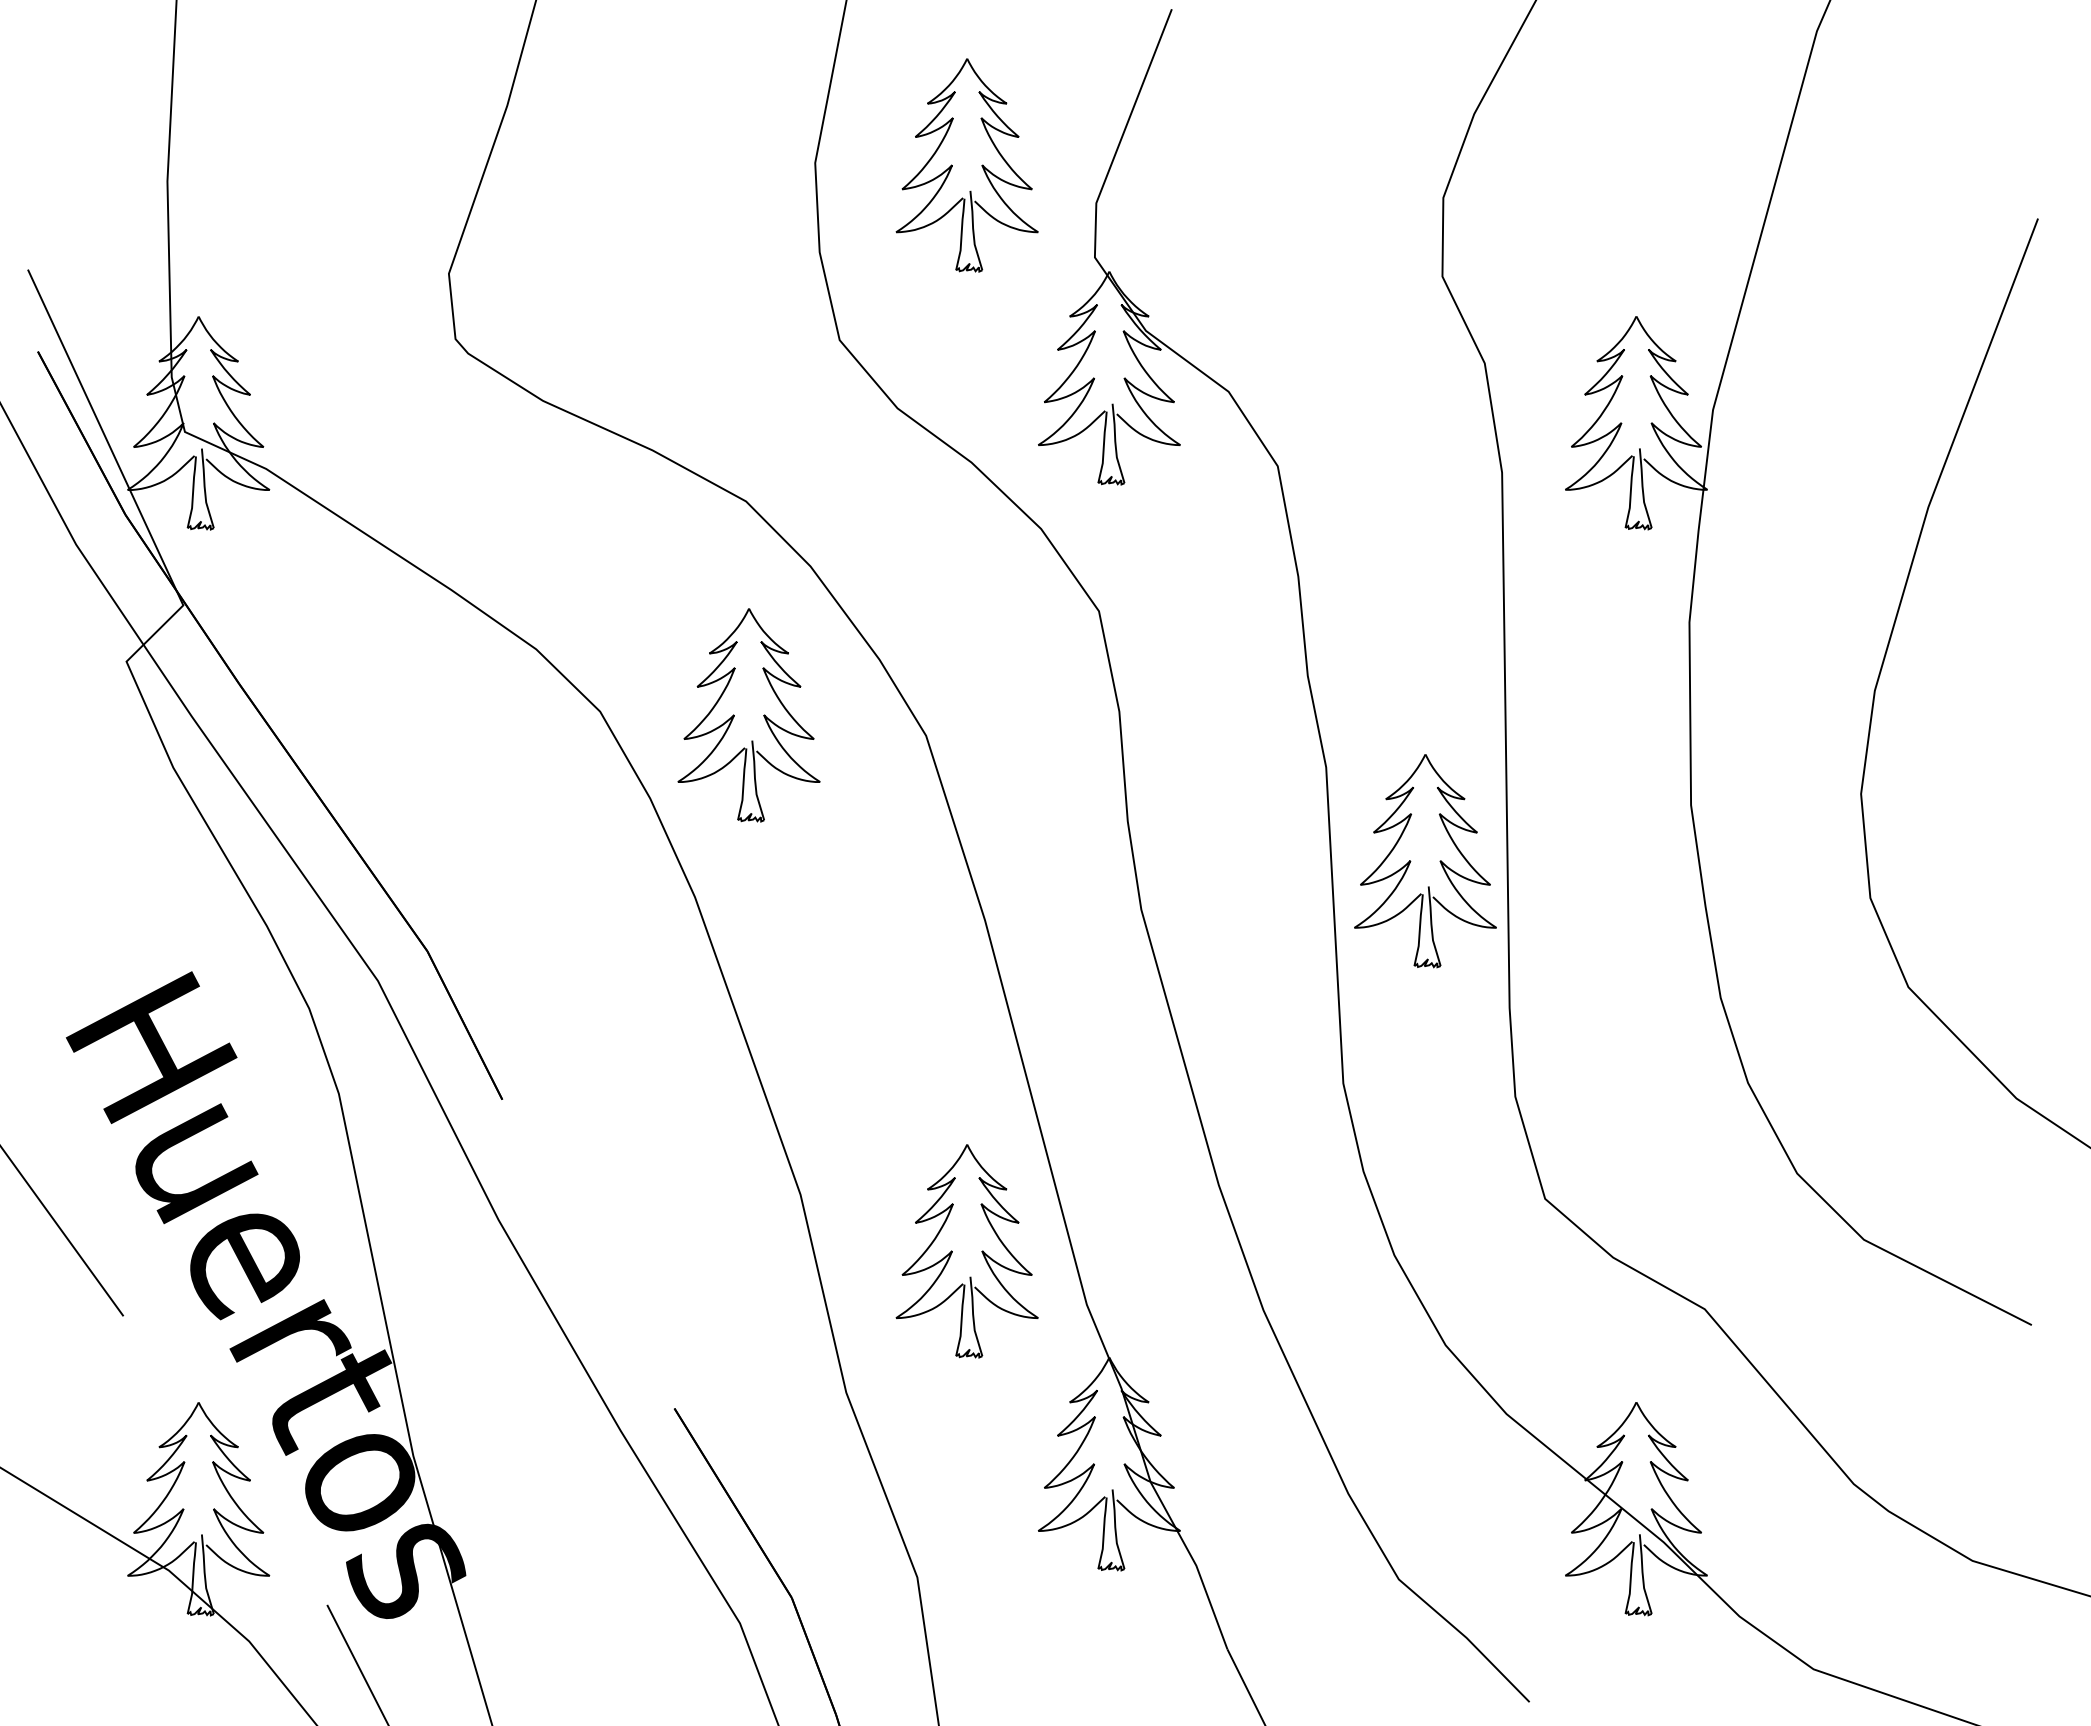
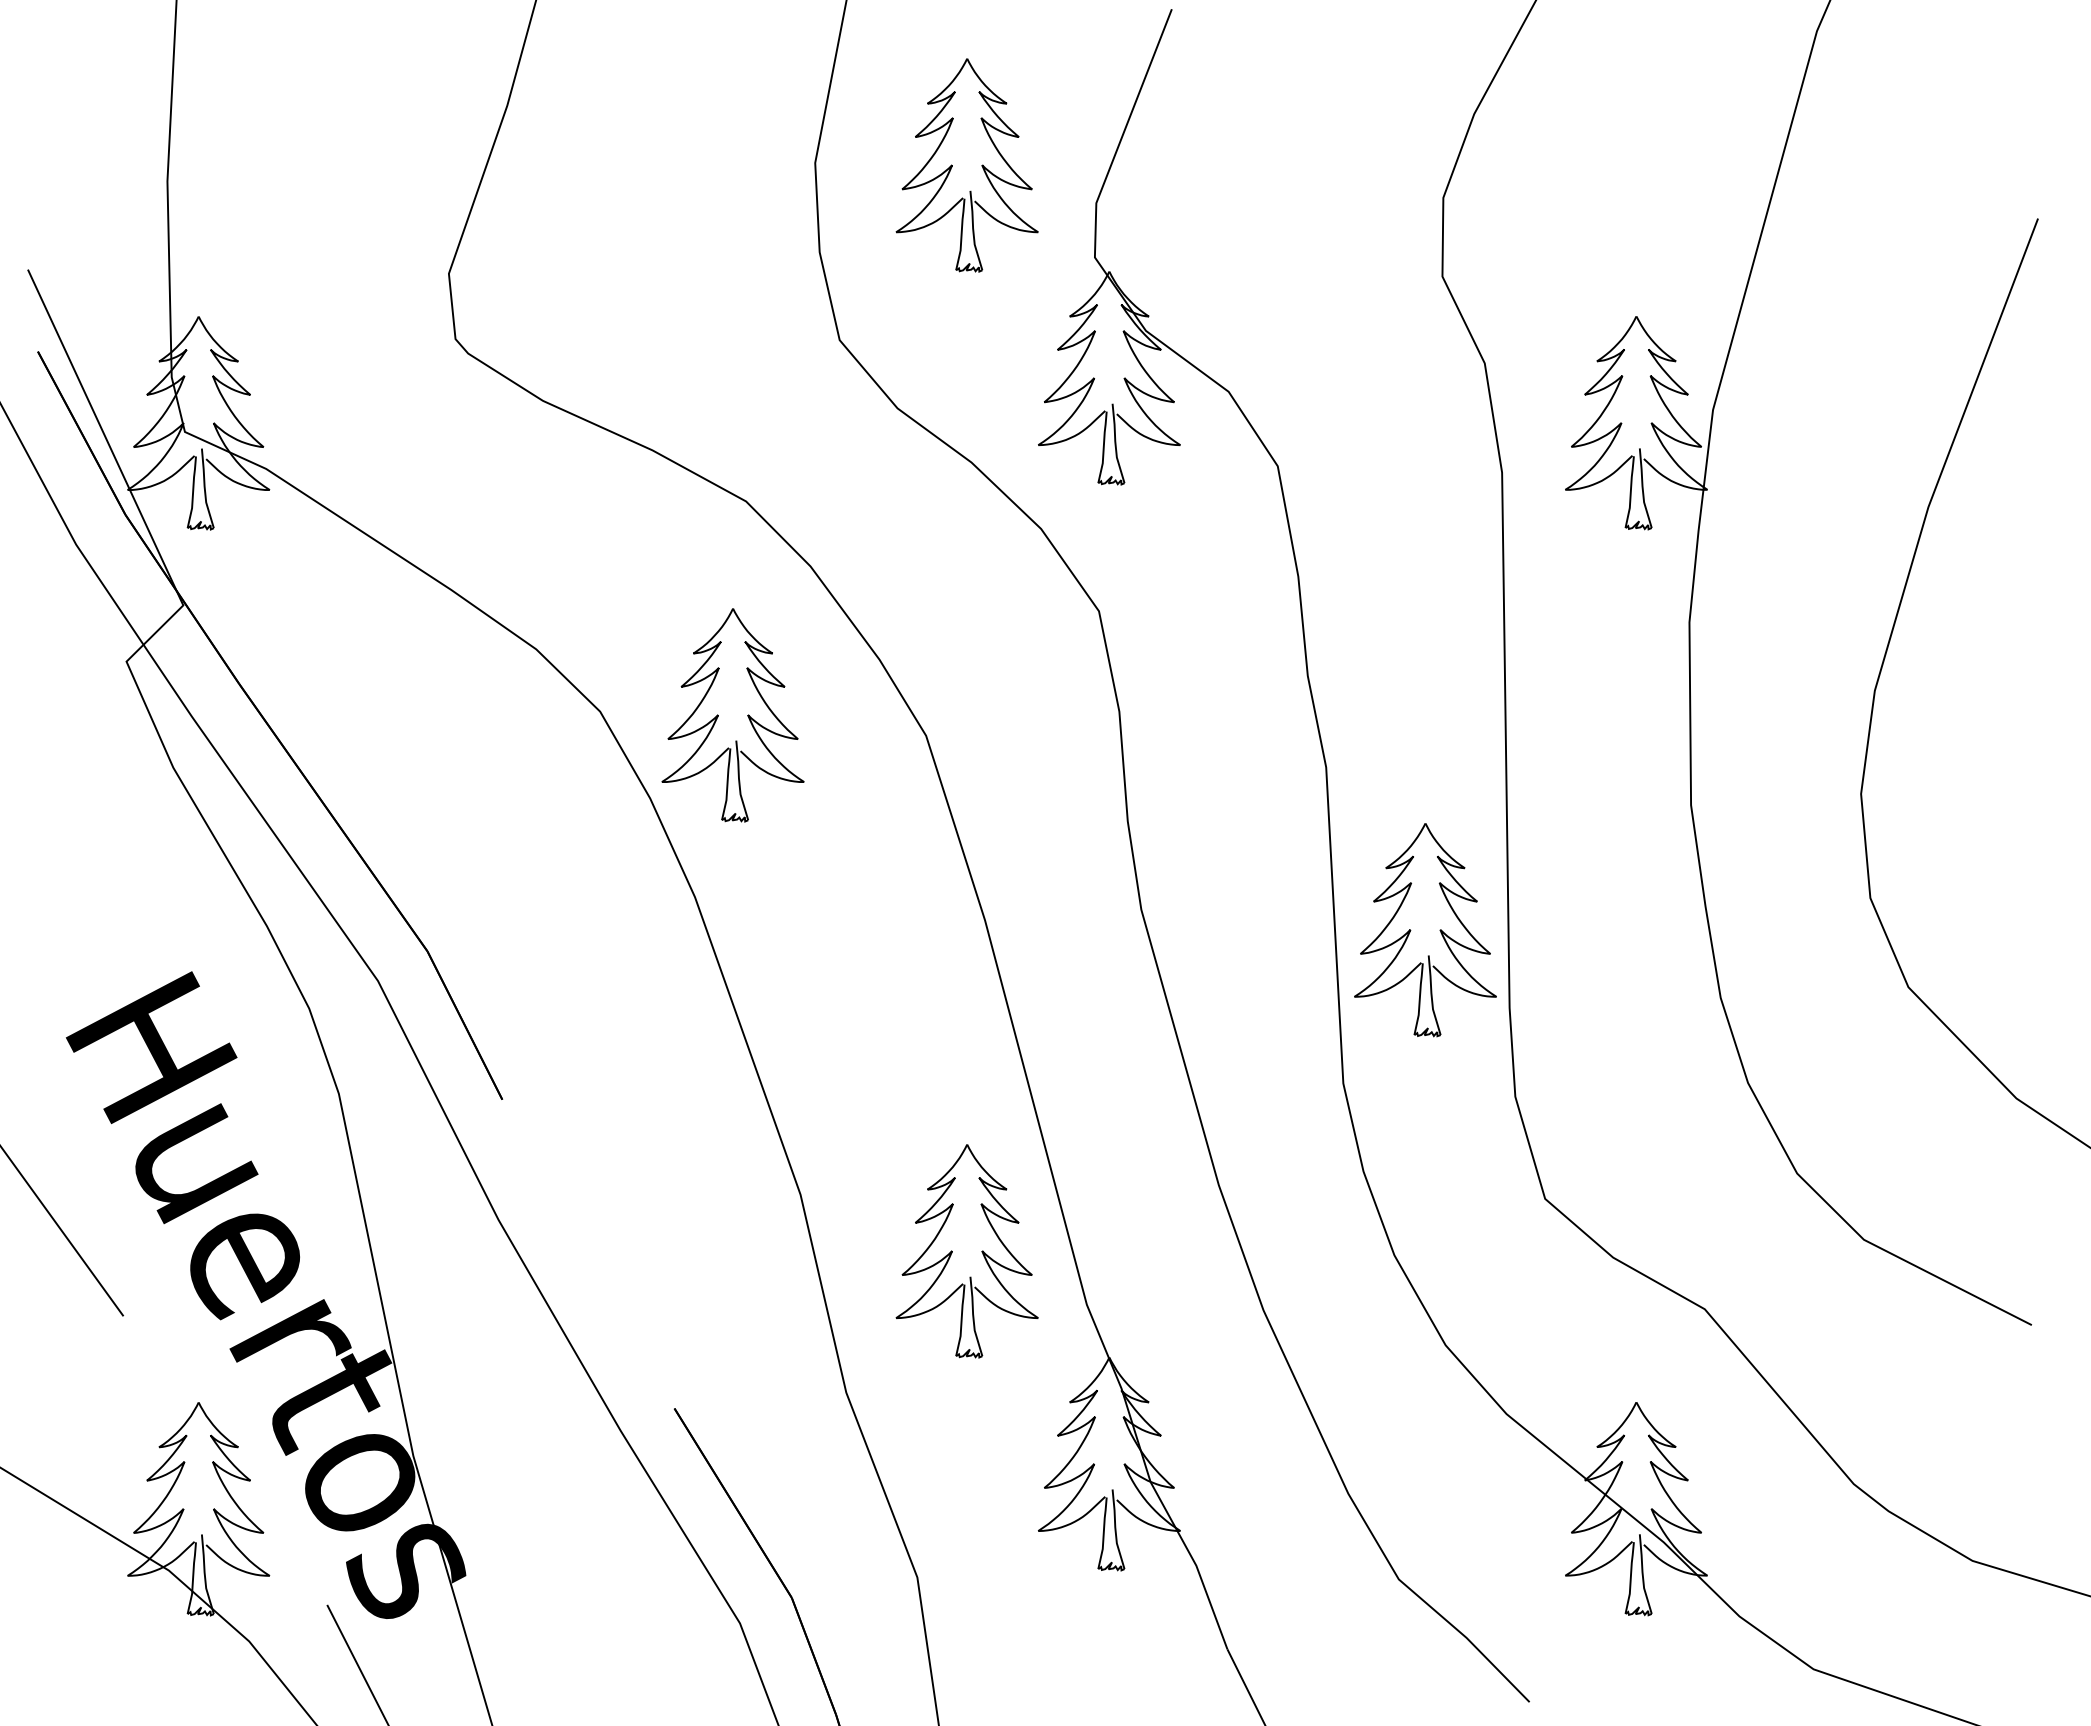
part position: (734, 715) -> (718, 715) (718, 715)
part position: (1411, 861) -> (1411, 930) (1411, 930)
